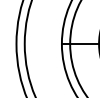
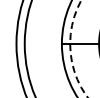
circle: solid -> dashed (79, 48)
